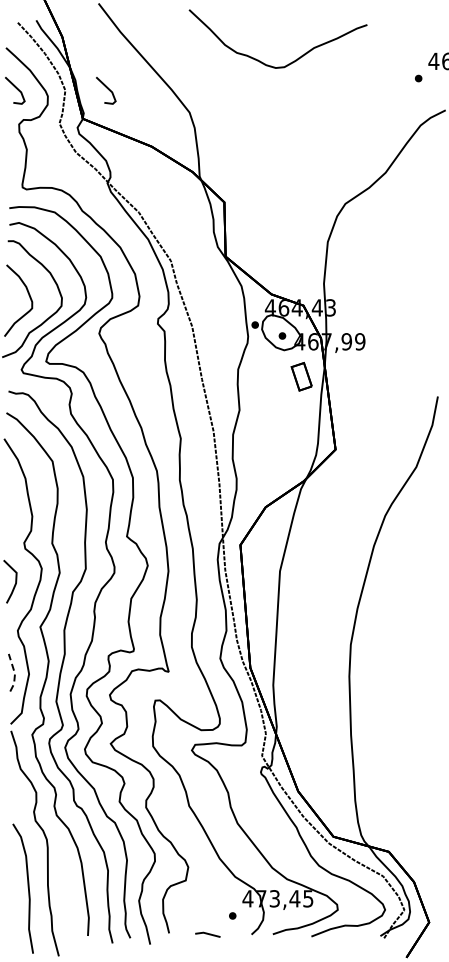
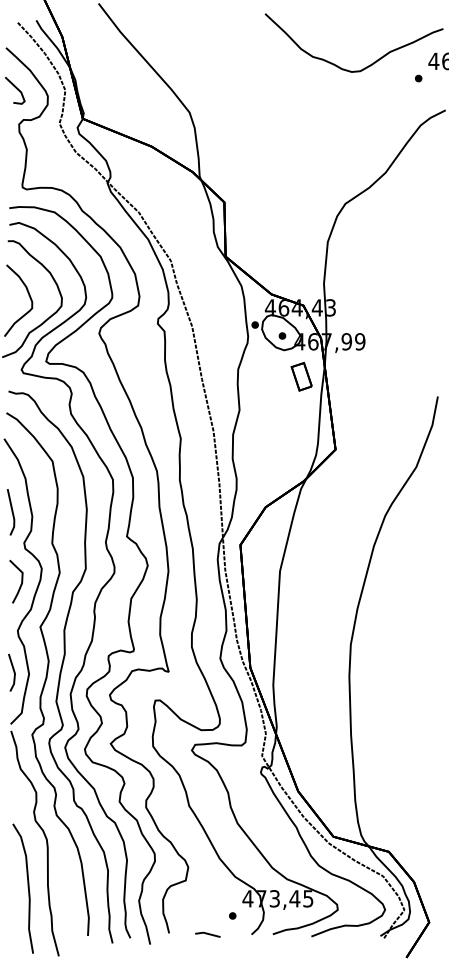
curve position: (290, 62) -> (366, 66) (366, 66)
line: present -> none (107, 89)
line: none -> present (11, 512)
line position: (15, 581) -> (21, 581) (21, 581)
line: dashed -> solid (15, 673)
